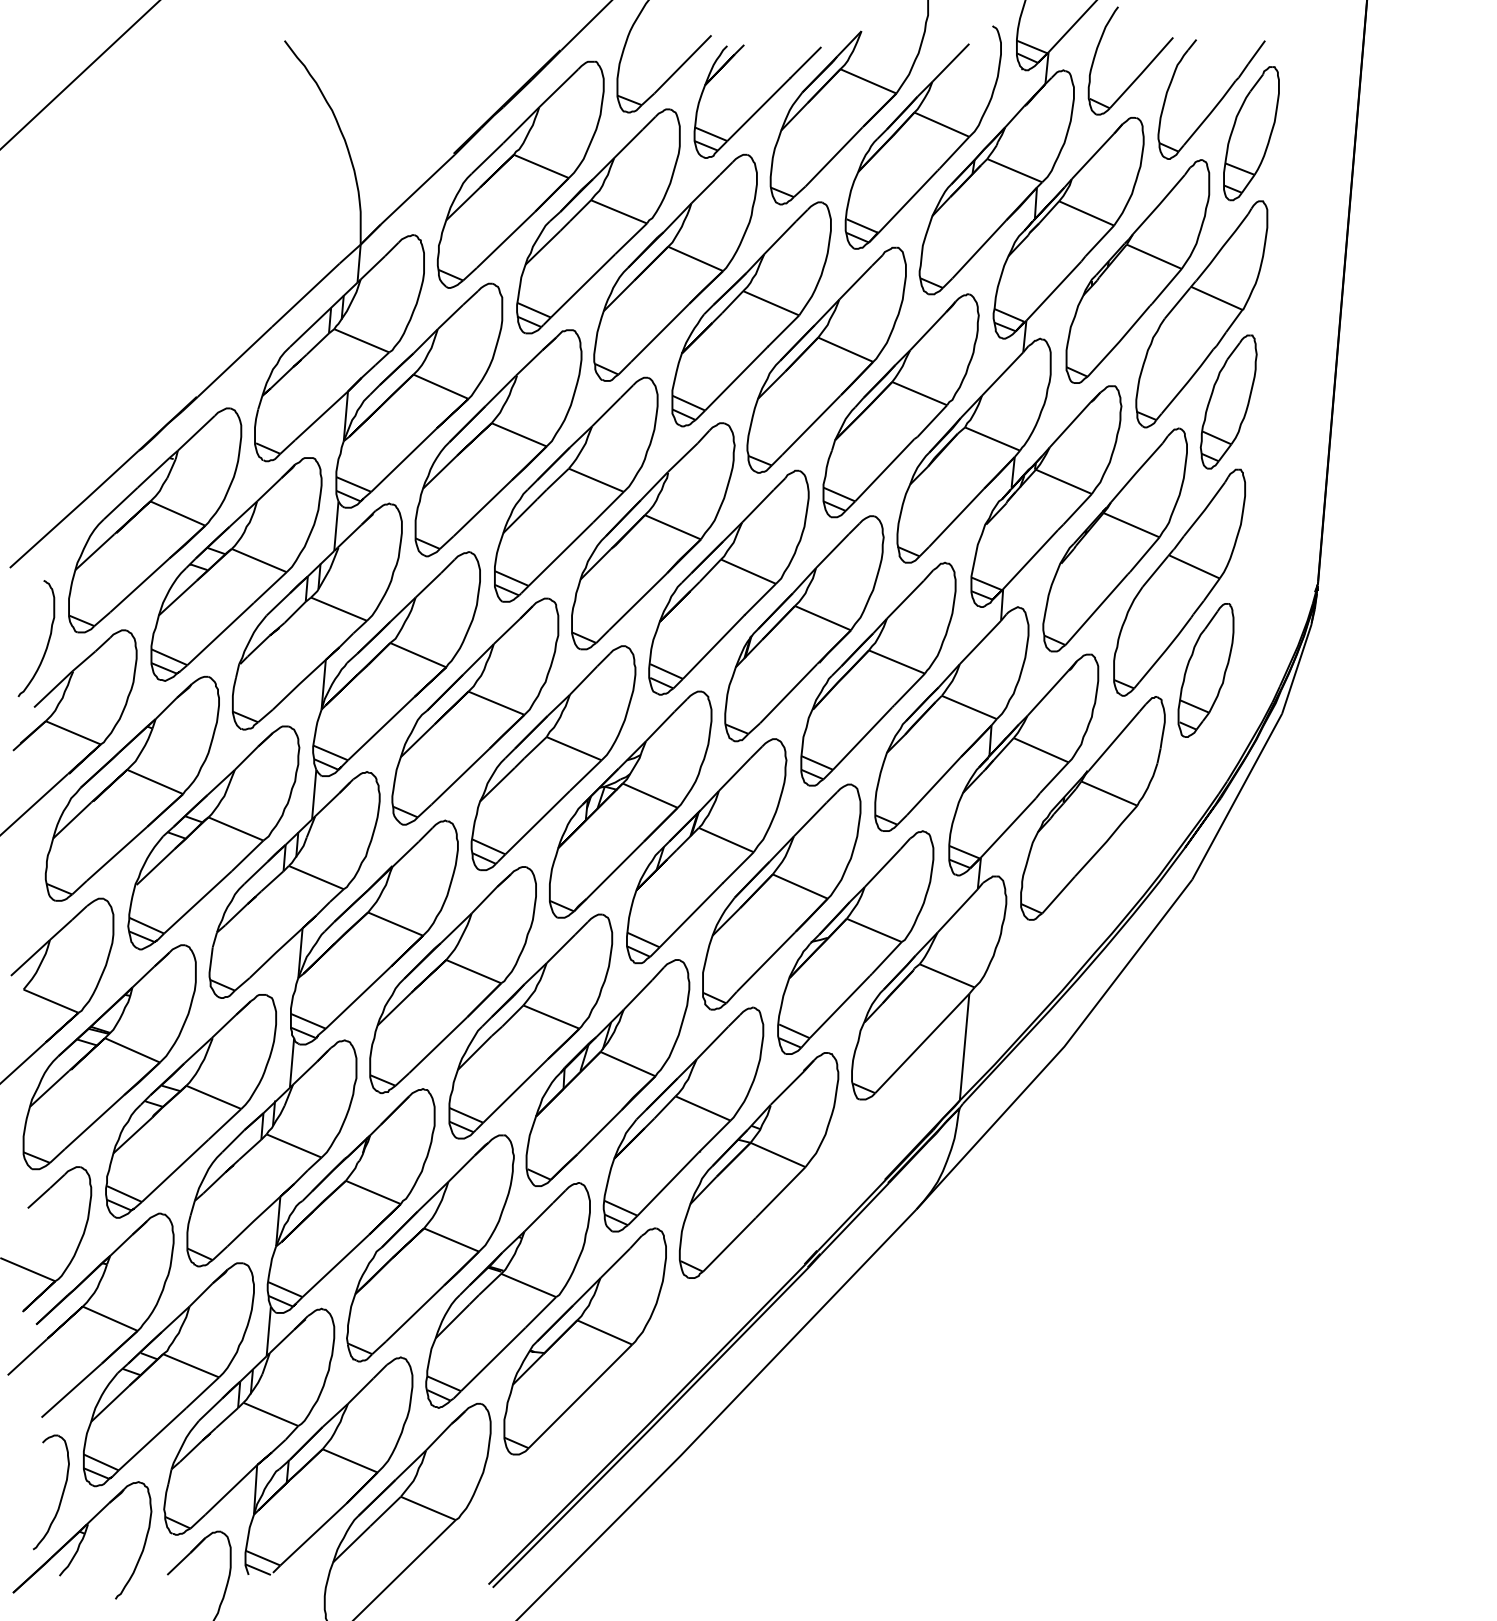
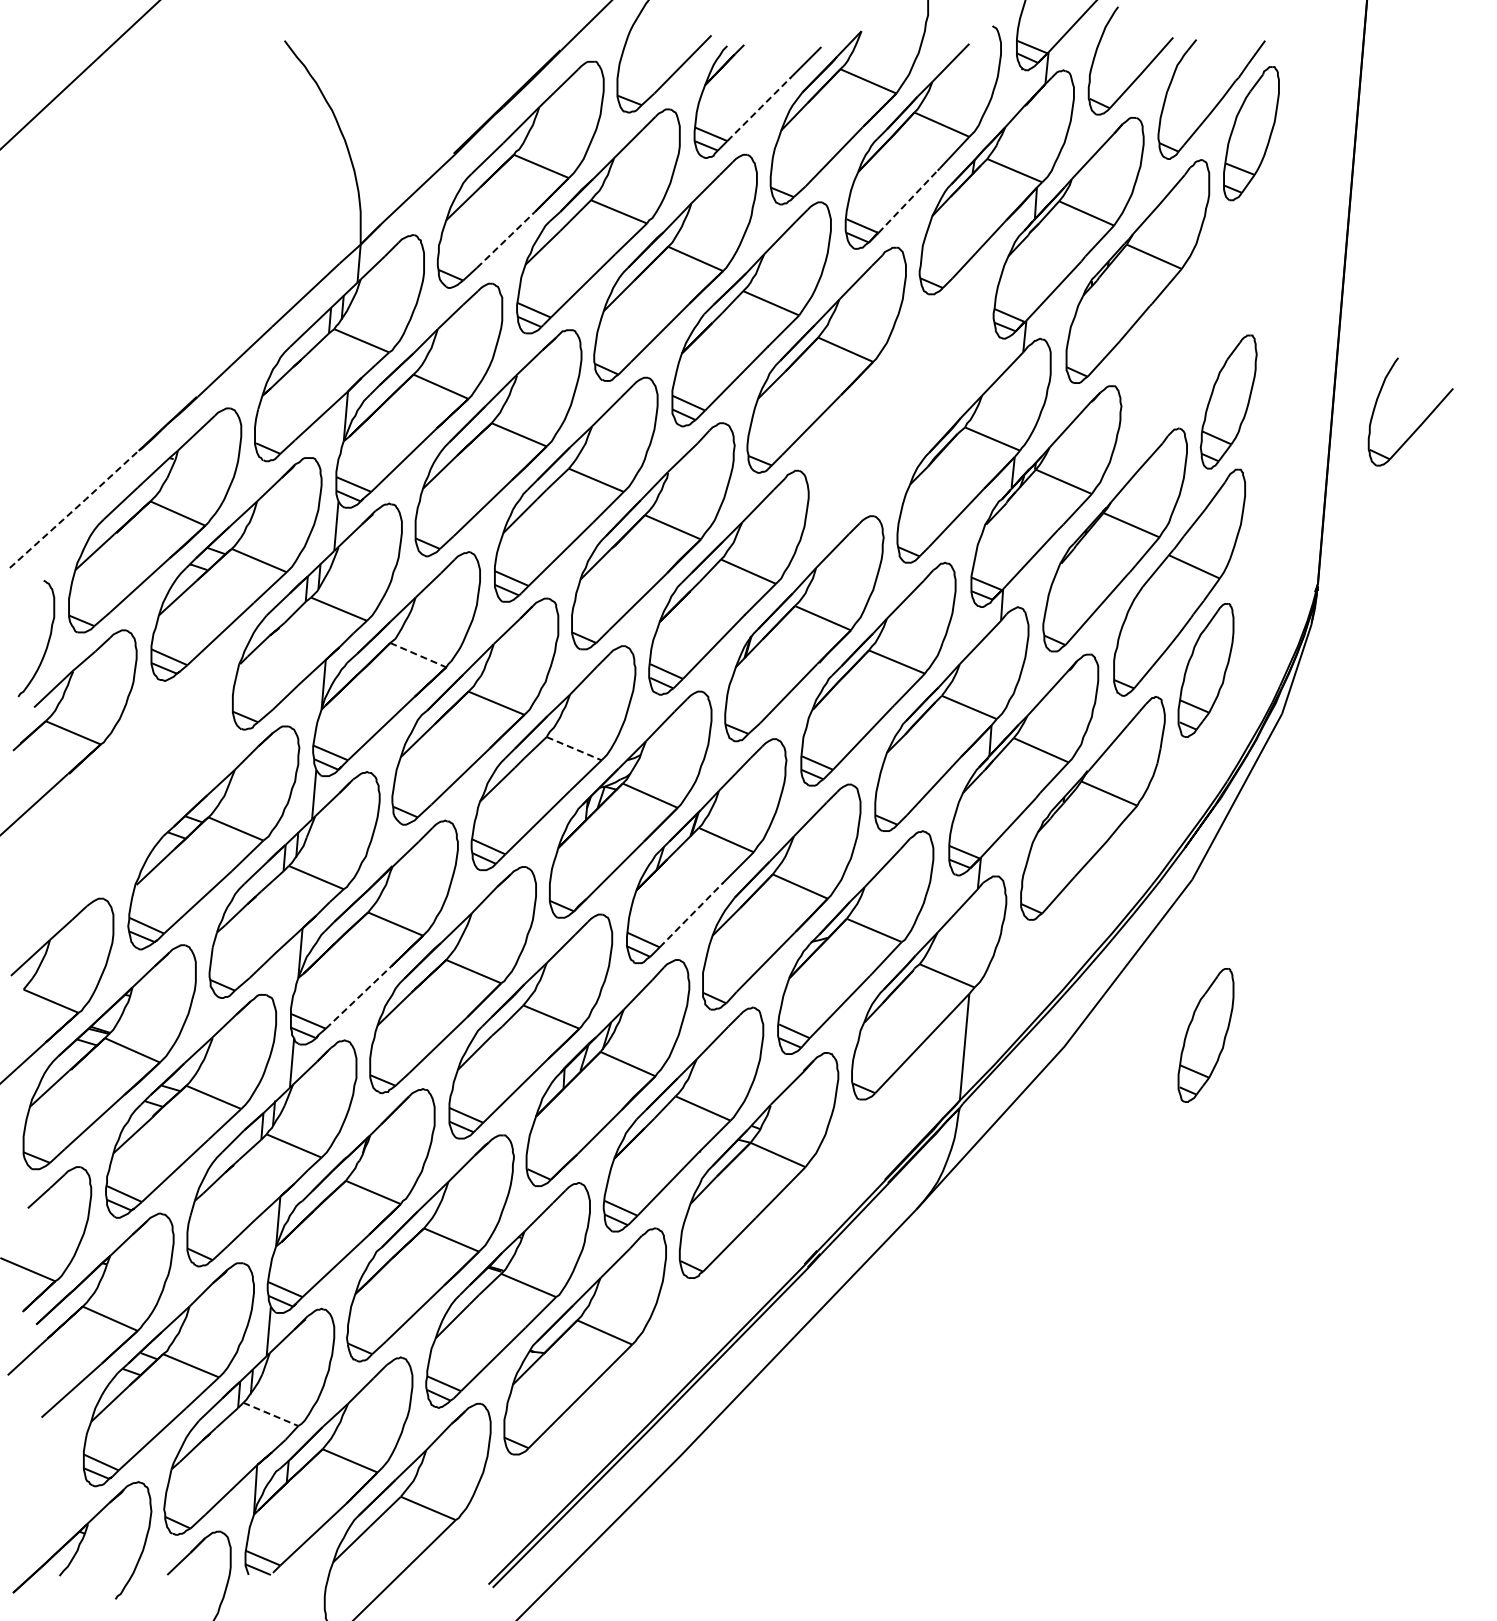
line: solid -> dashed (758, 109)
line: solid -> dashed (908, 201)
line: solid -> dashed (506, 239)
part: present -> none (1201, 314)
part: present -> none (900, 405)
part: none -> present (1422, 421)
line: solid -> dashed (74, 509)
line: solid -> dashed (418, 655)
line: solid -> dashed (574, 748)
part: present -> none (131, 788)
line: solid -> dashed (691, 915)
line: solid -> dashed (358, 997)
part: none -> present (1205, 1035)
line: solid -> dashed (270, 1414)
part: present -> none (61, 1494)
